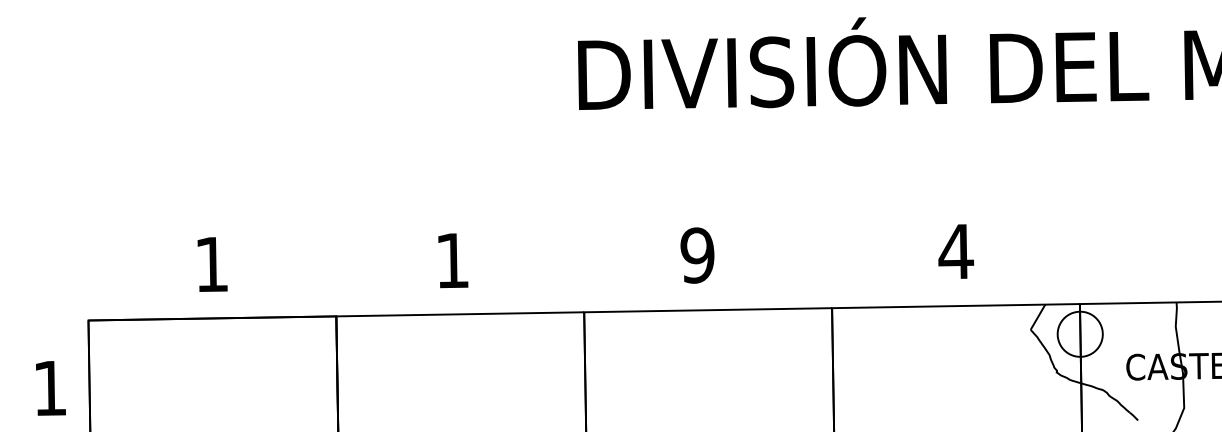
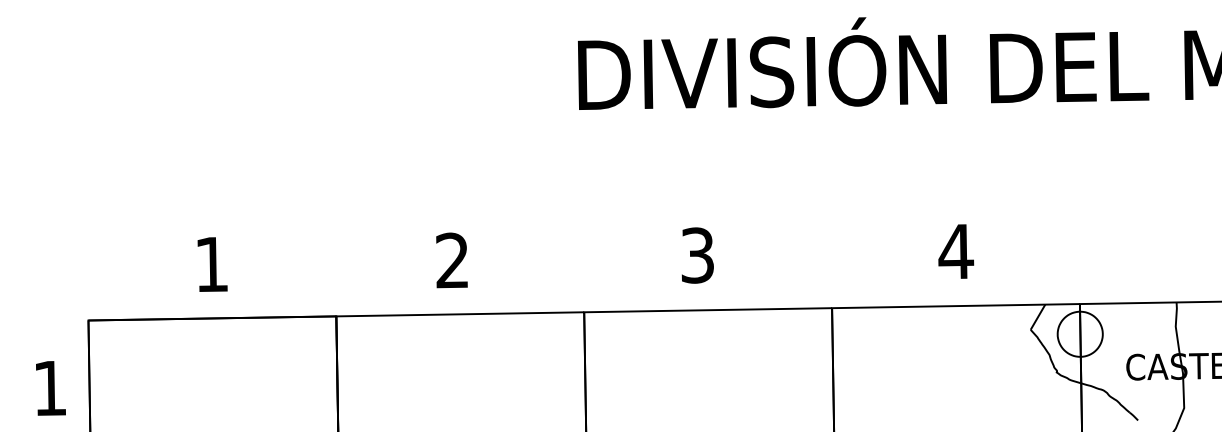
text: 9 -> 3 (697, 255)
text: 1 -> 2 (452, 260)
